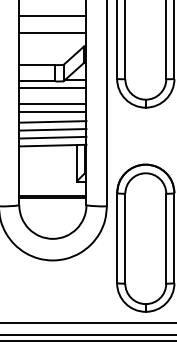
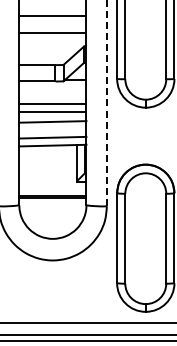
line: present -> none (52, 87)
line: solid -> dashed (106, 103)
line: present -> none (52, 129)
